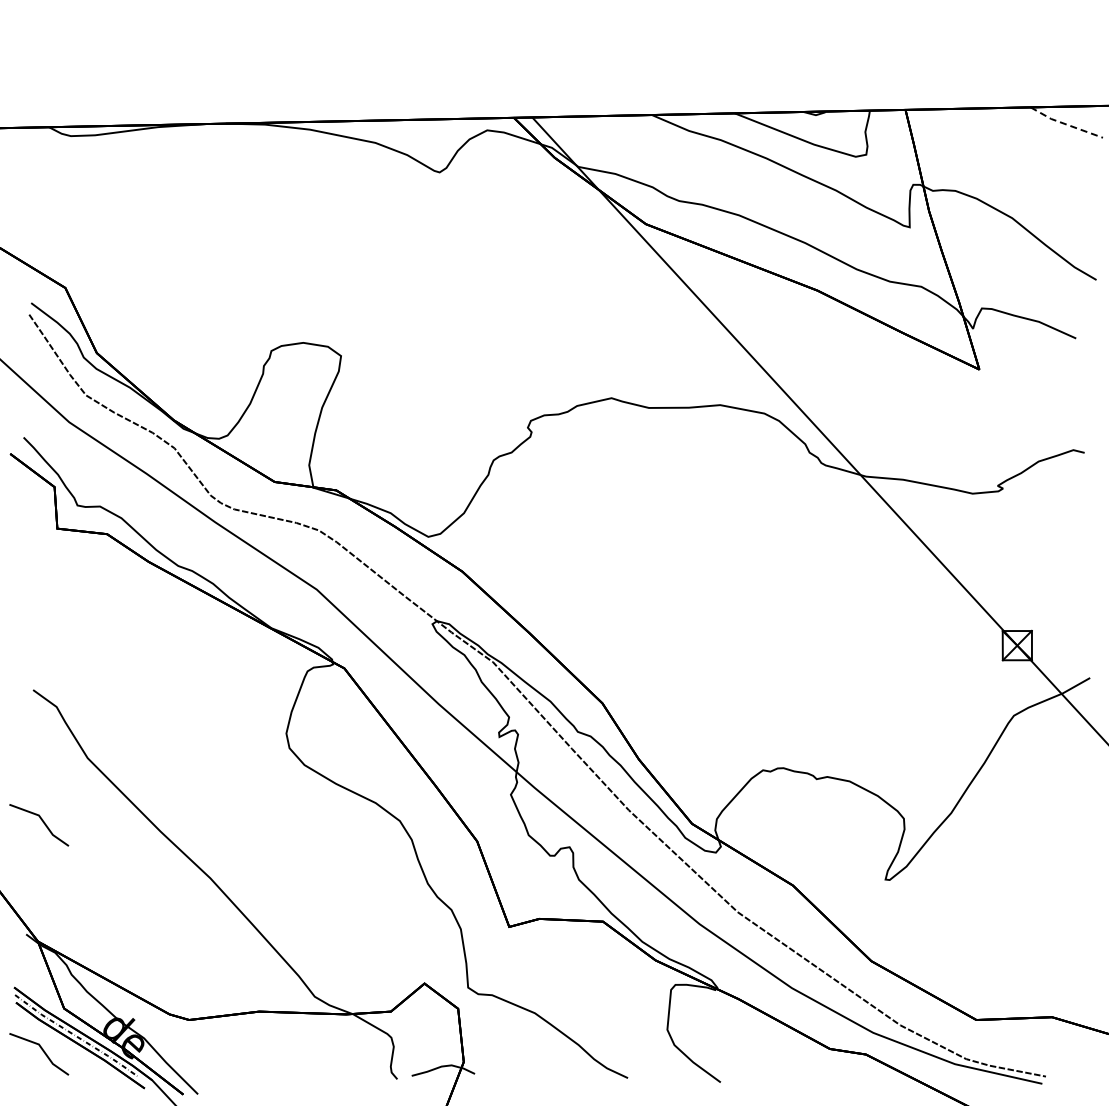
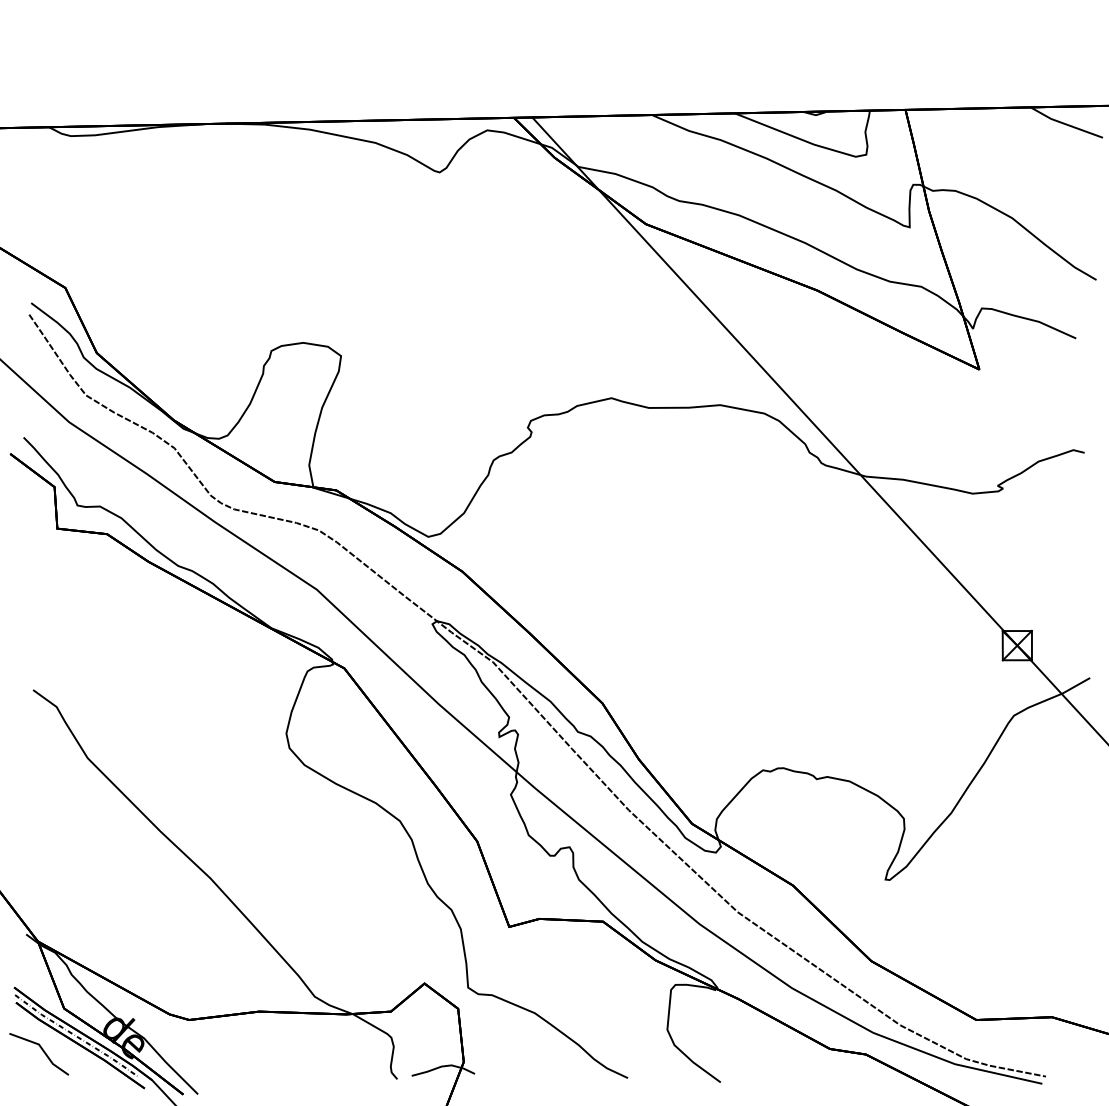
line: dashed -> solid (1065, 124)
line: present -> none (42, 822)
